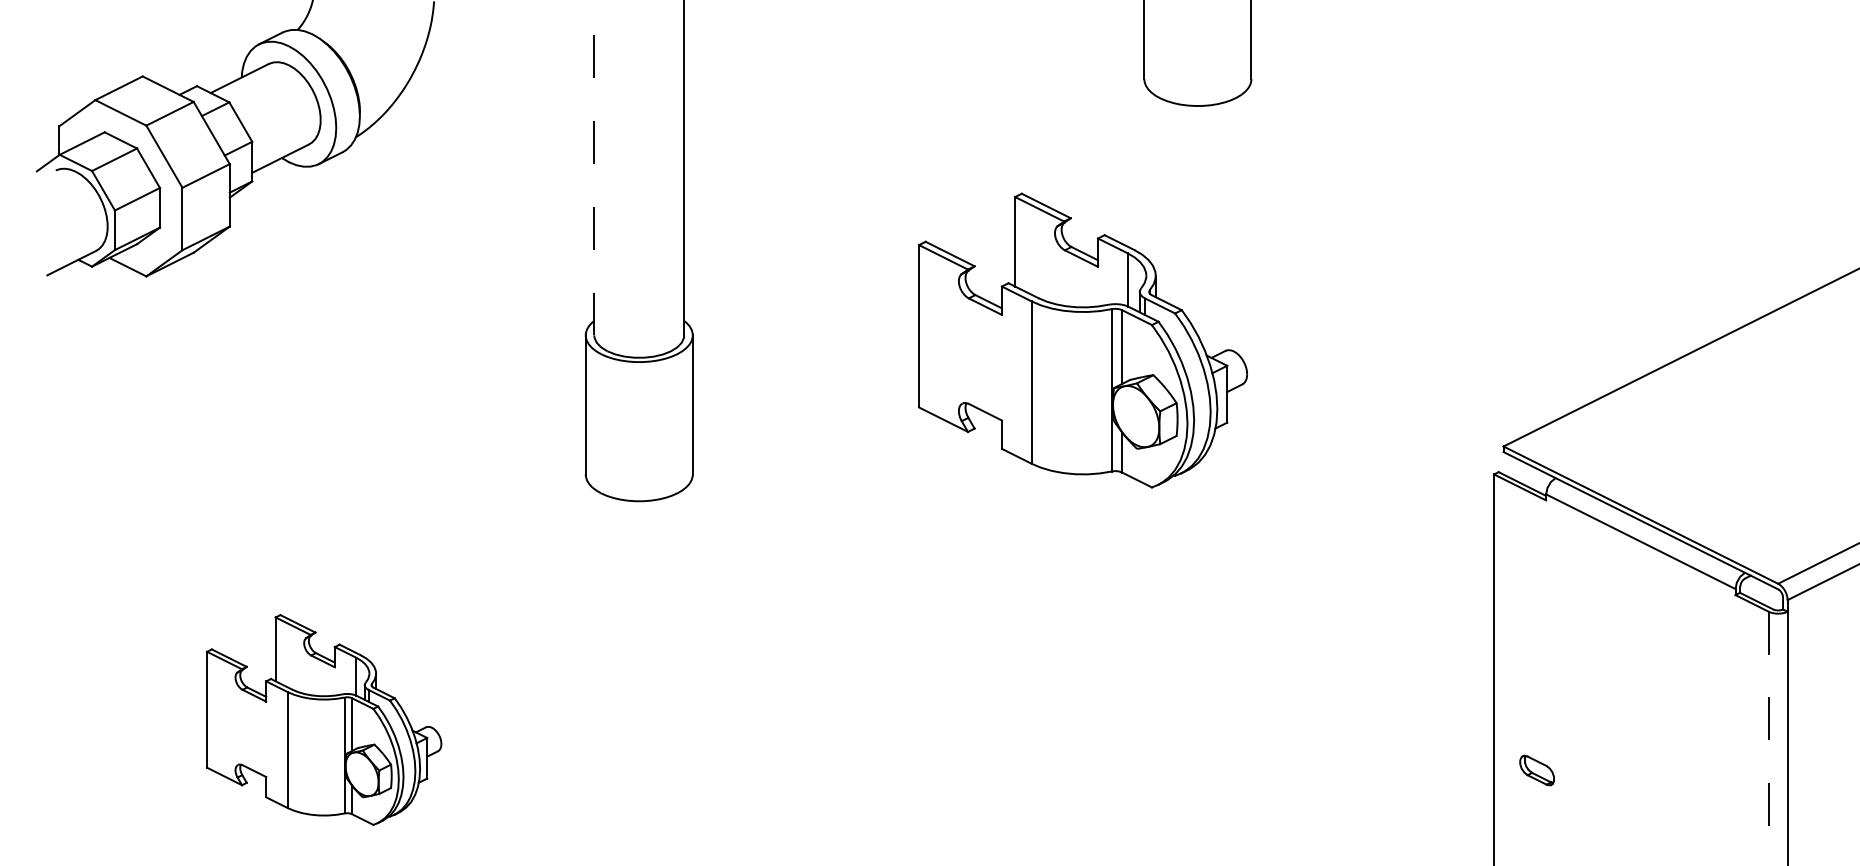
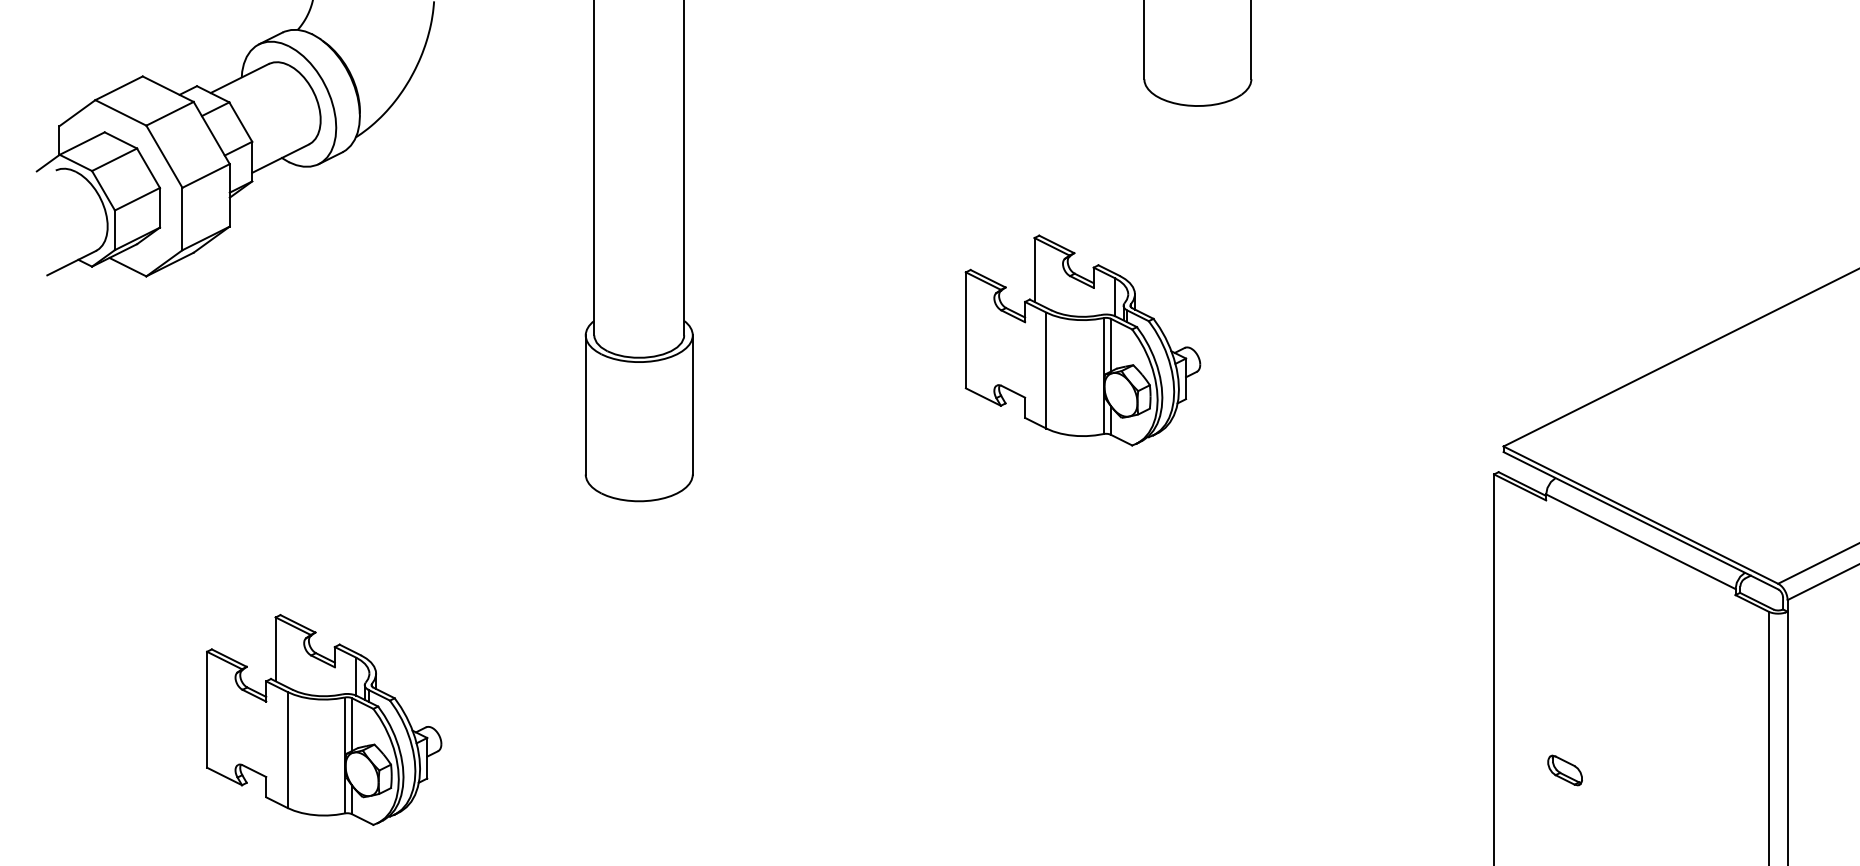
line: dashed -> solid (594, 167)
part size: 330x297 px -> 238x213 px (1082, 340)
line: dashed -> solid (1768, 738)
part position: (1536, 770) -> (1564, 770) (1564, 770)
